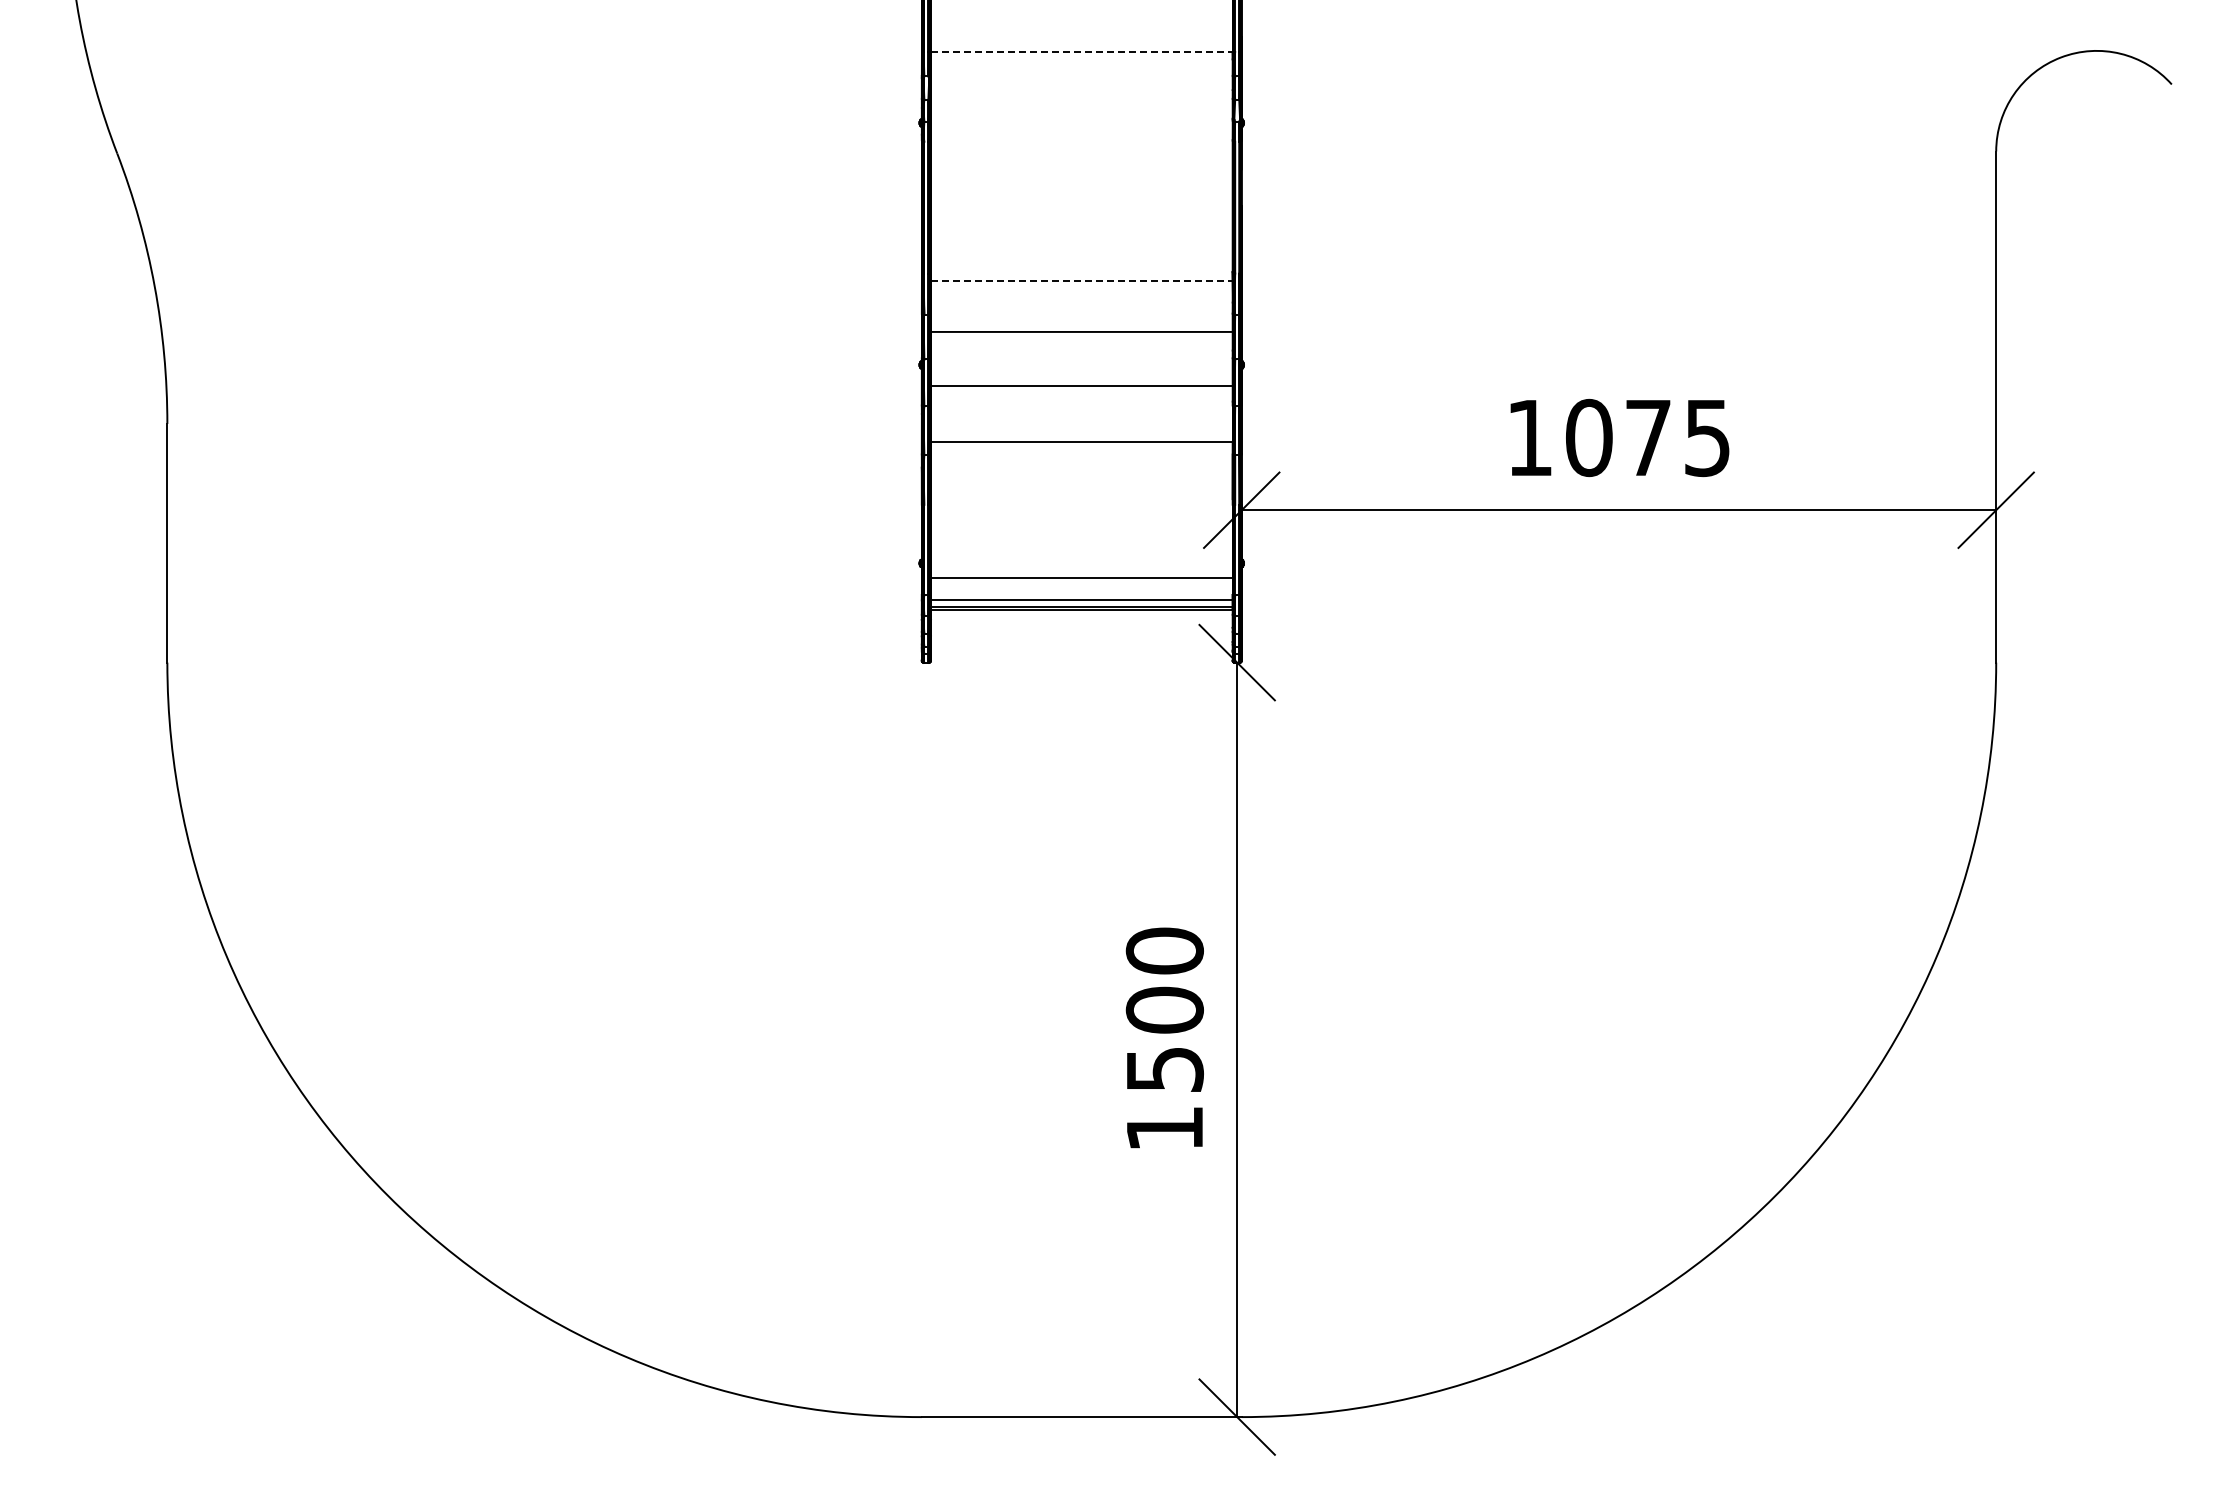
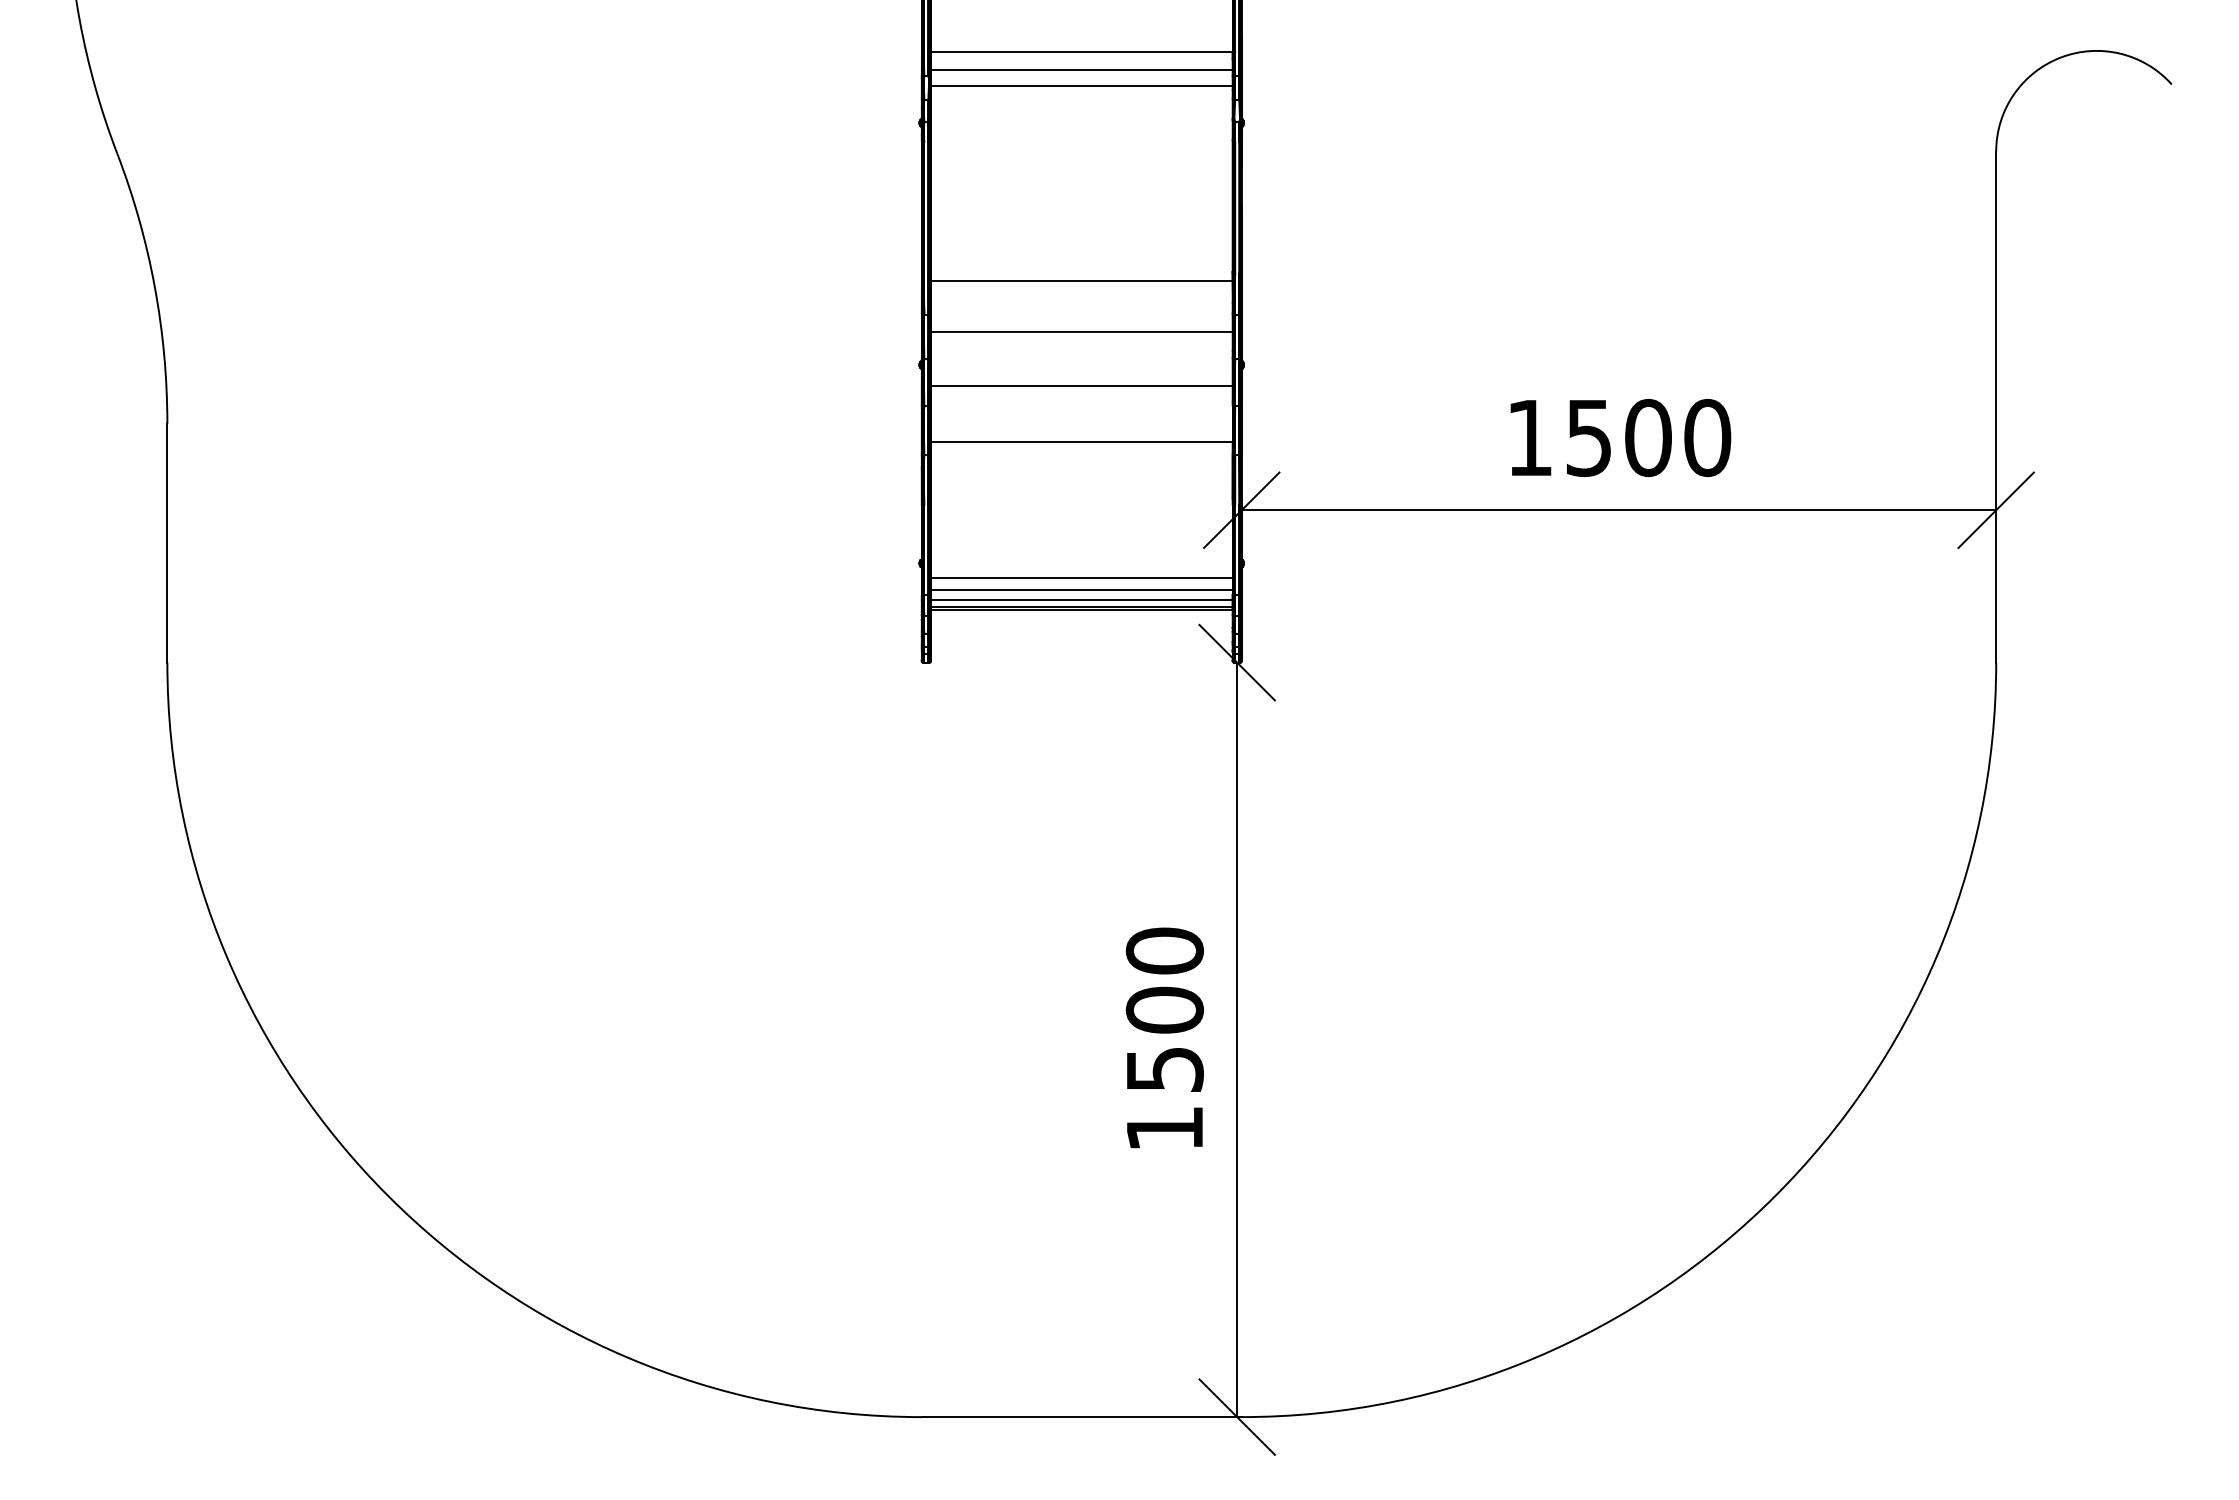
line: dashed -> solid (1081, 52)
line: none -> present (1081, 69)
line: none -> present (1081, 86)
line: dashed -> solid (1081, 280)
text: 1075 -> 1500 (1648, 437)
line: none -> present (1081, 589)
